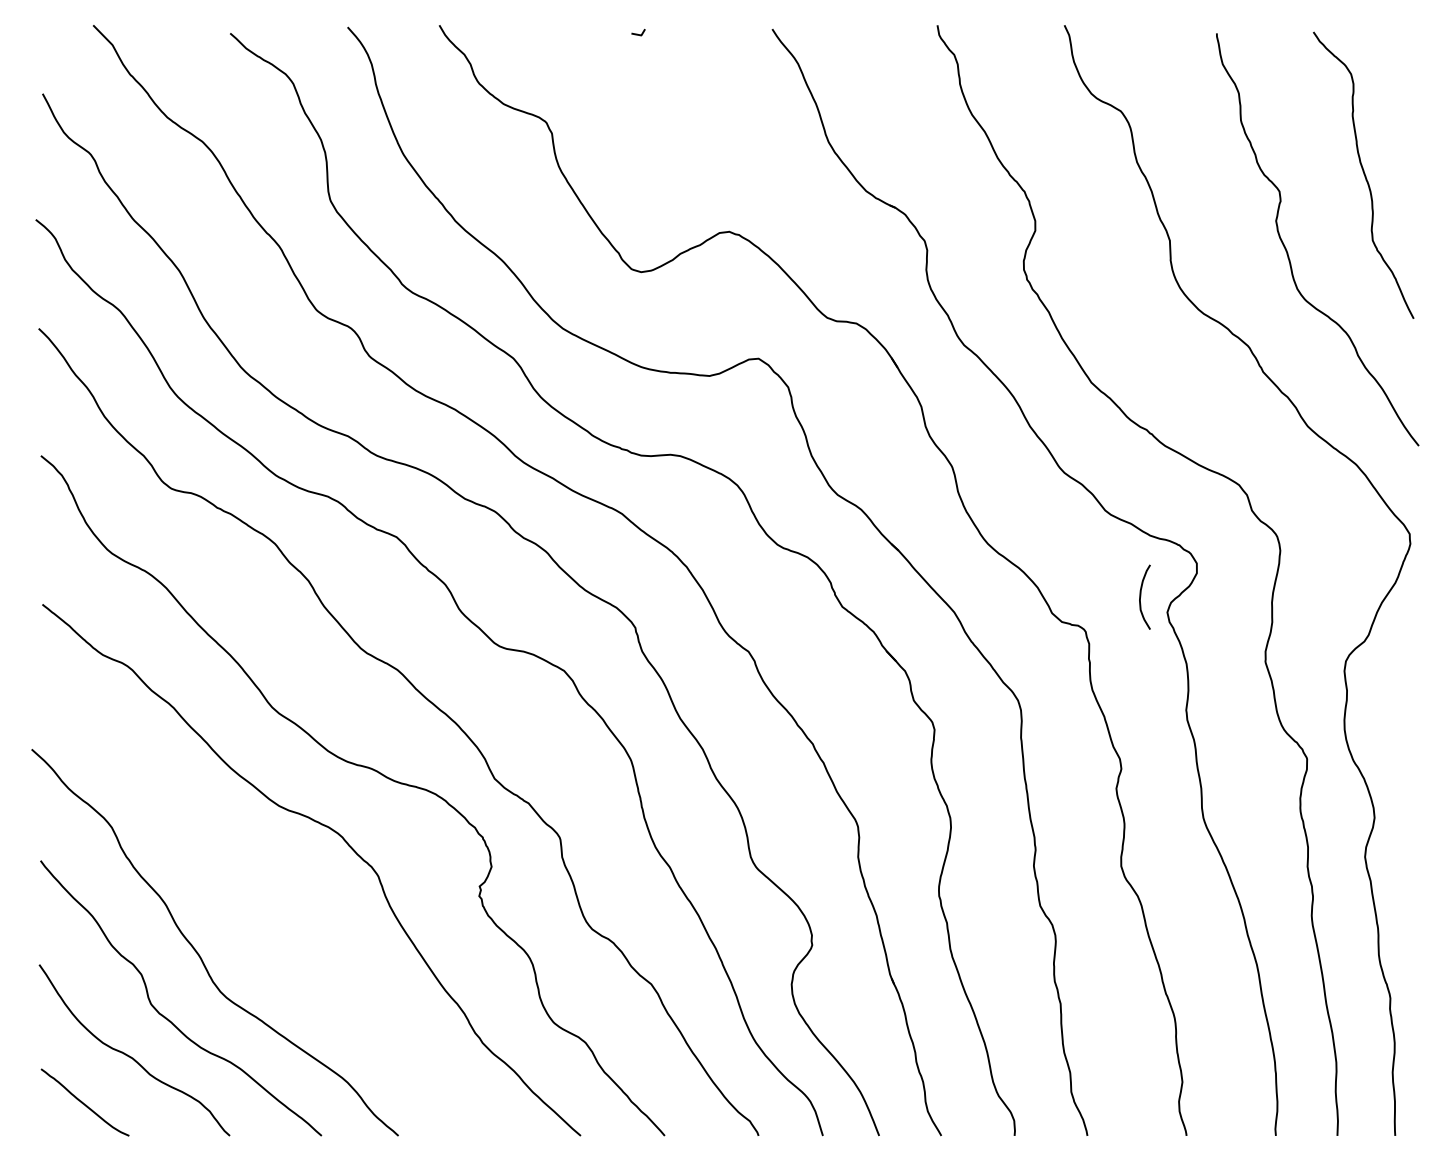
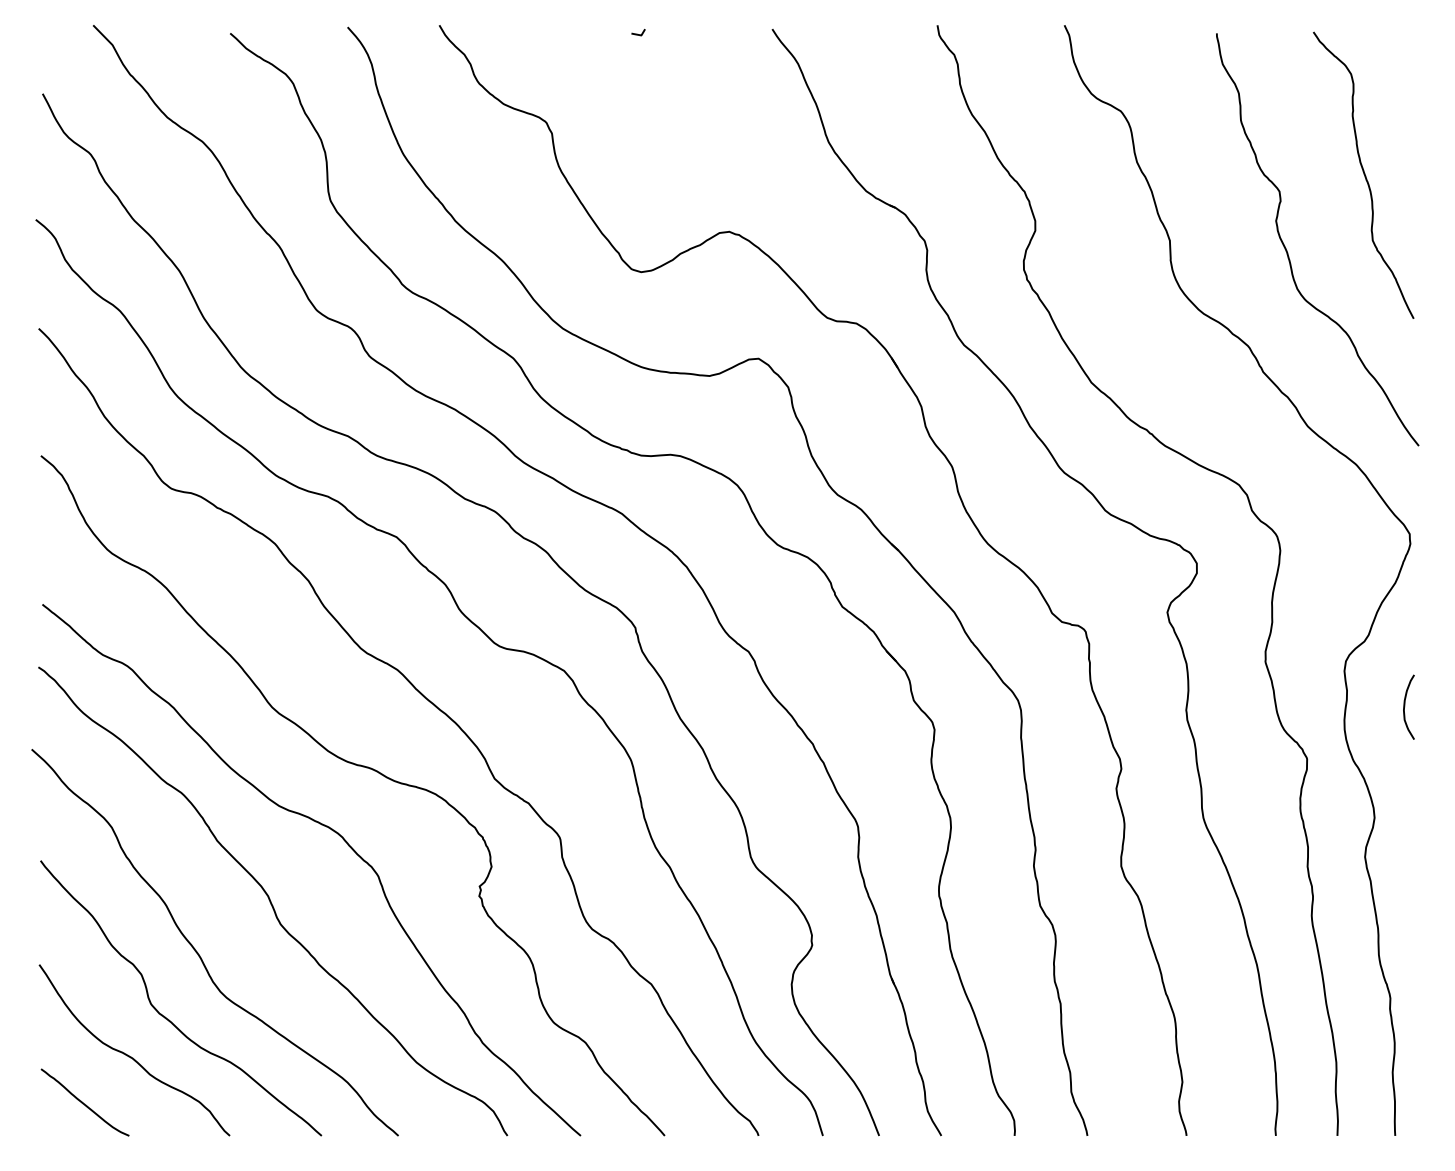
curve position: (1141, 596) -> (1405, 706) (1405, 706)
curve: none -> present (271, 901)
